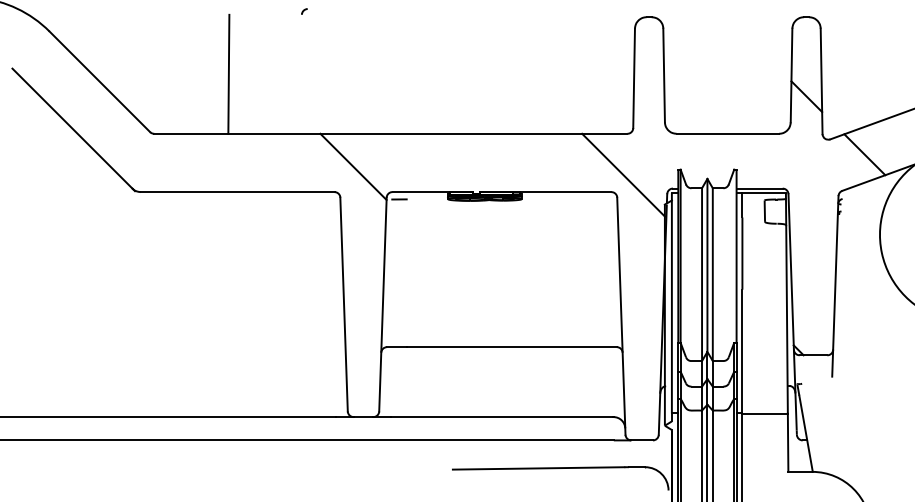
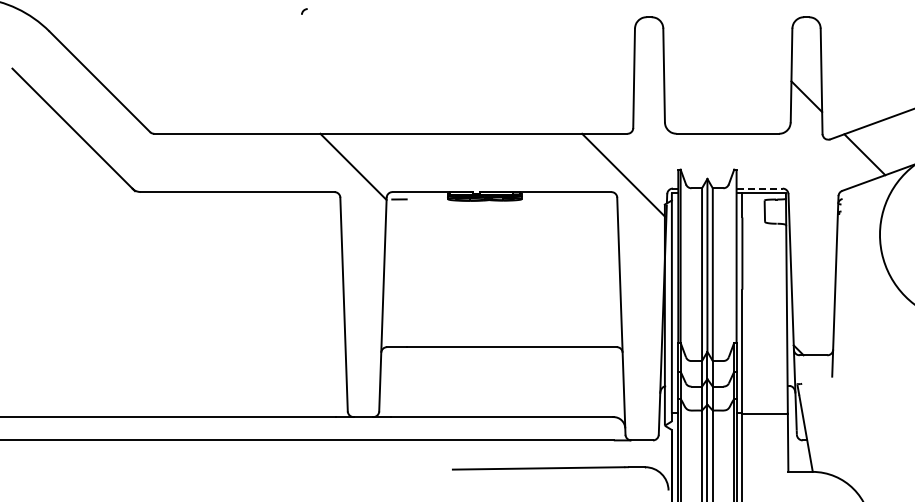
line: present -> none (228, 73)
line: solid -> dashed (760, 188)
